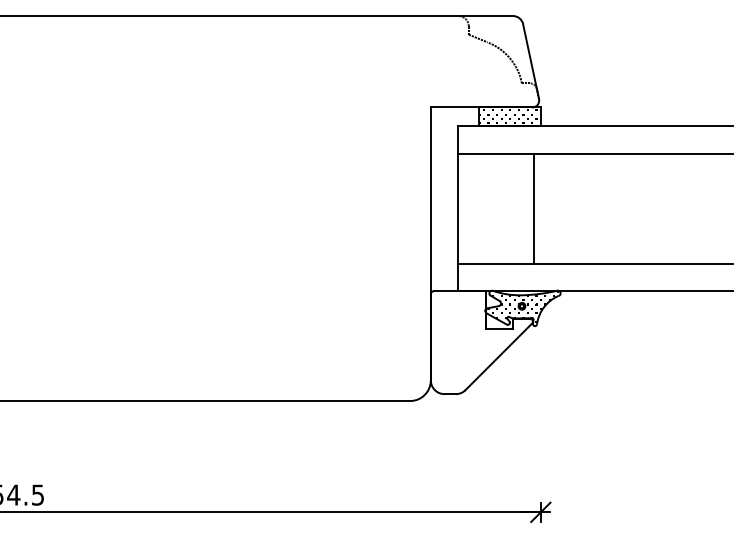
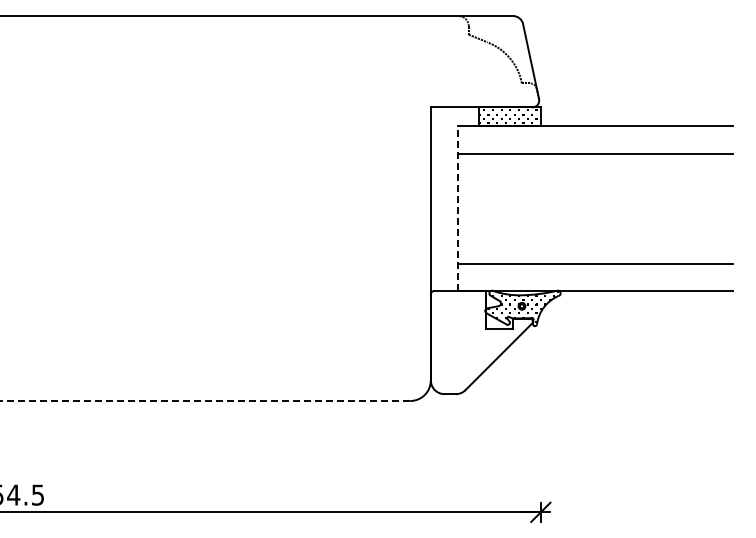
line: solid -> dashed (458, 208)
line: present -> none (533, 208)
line: solid -> dashed (205, 401)
